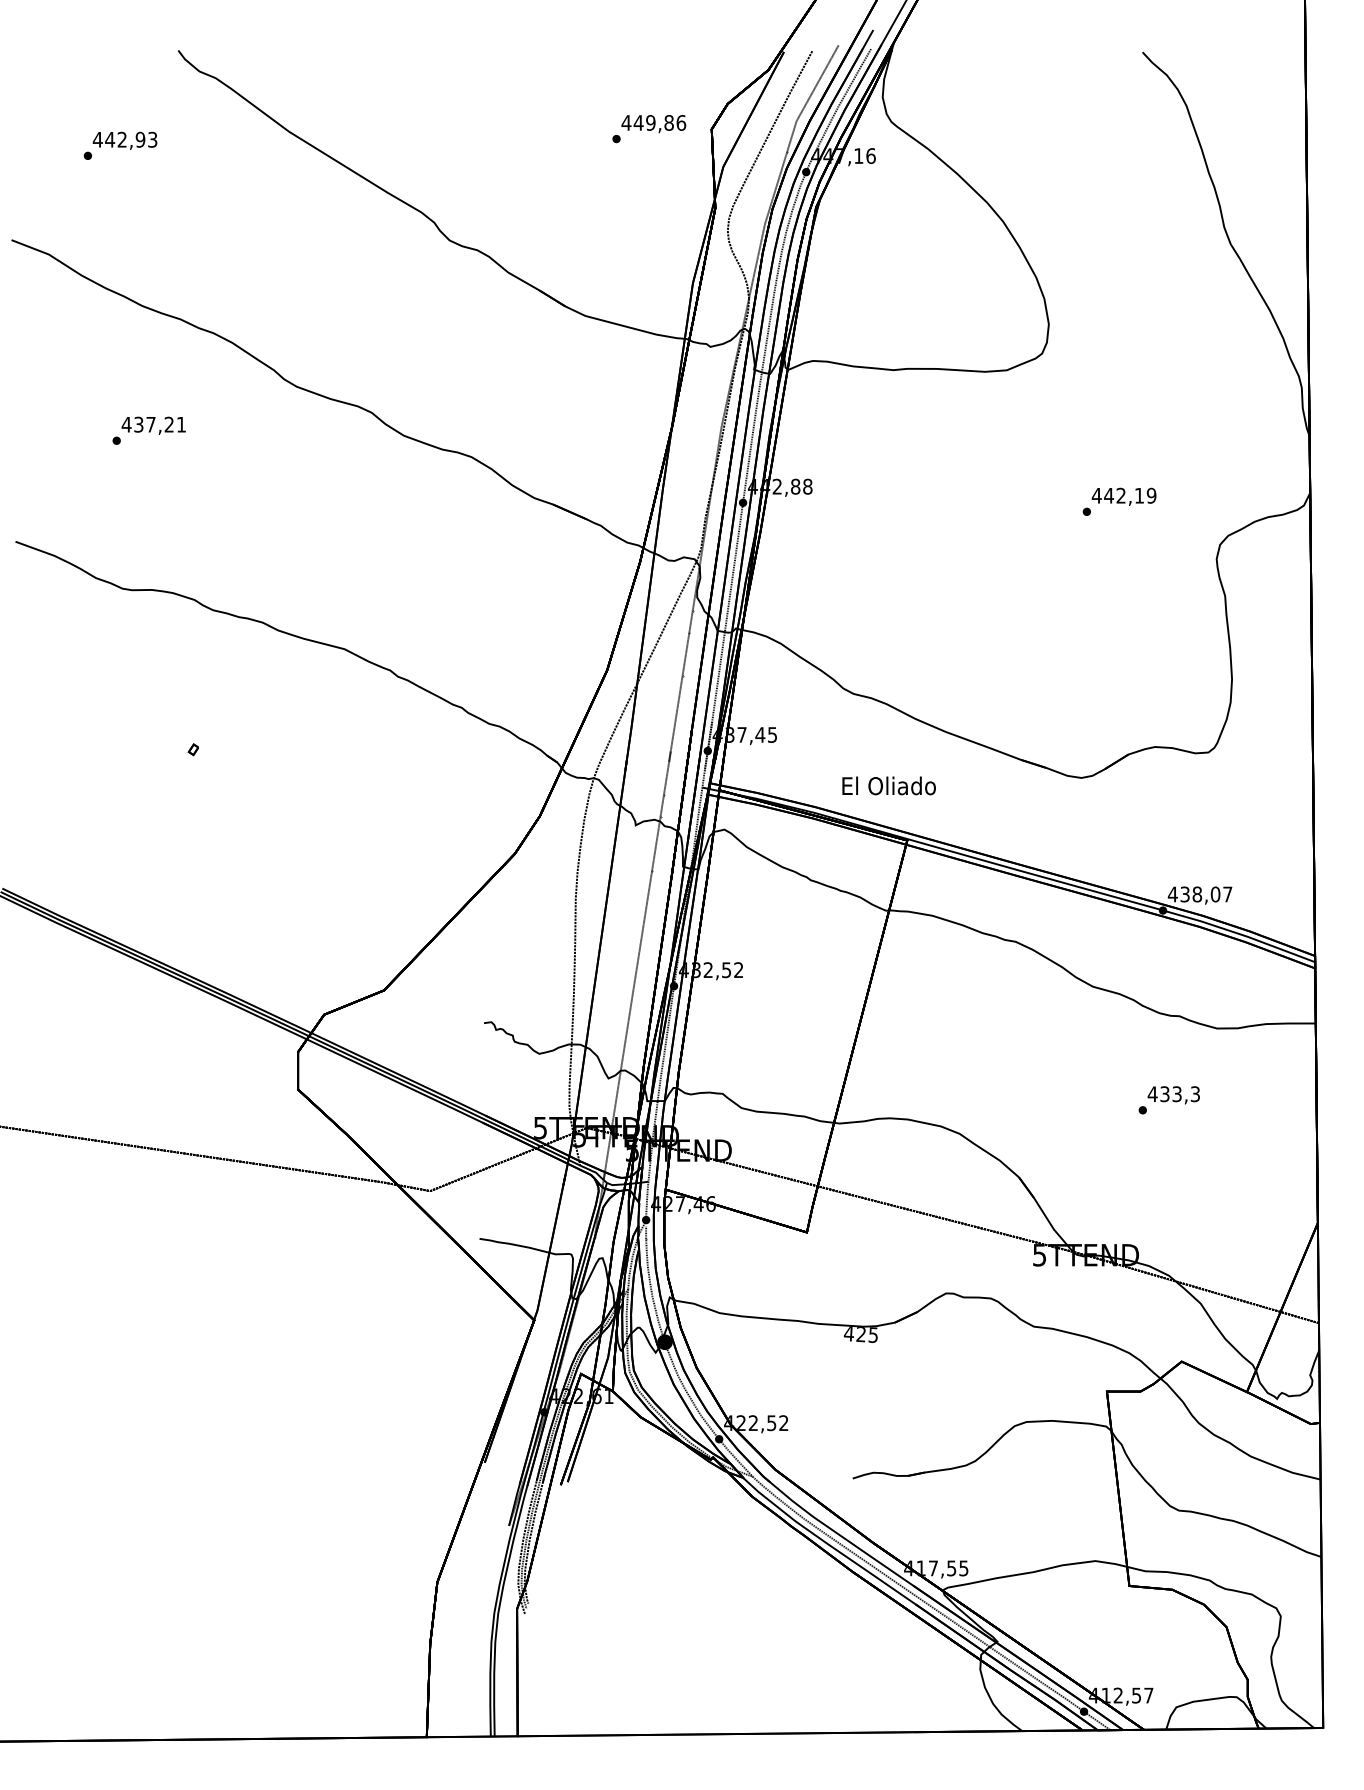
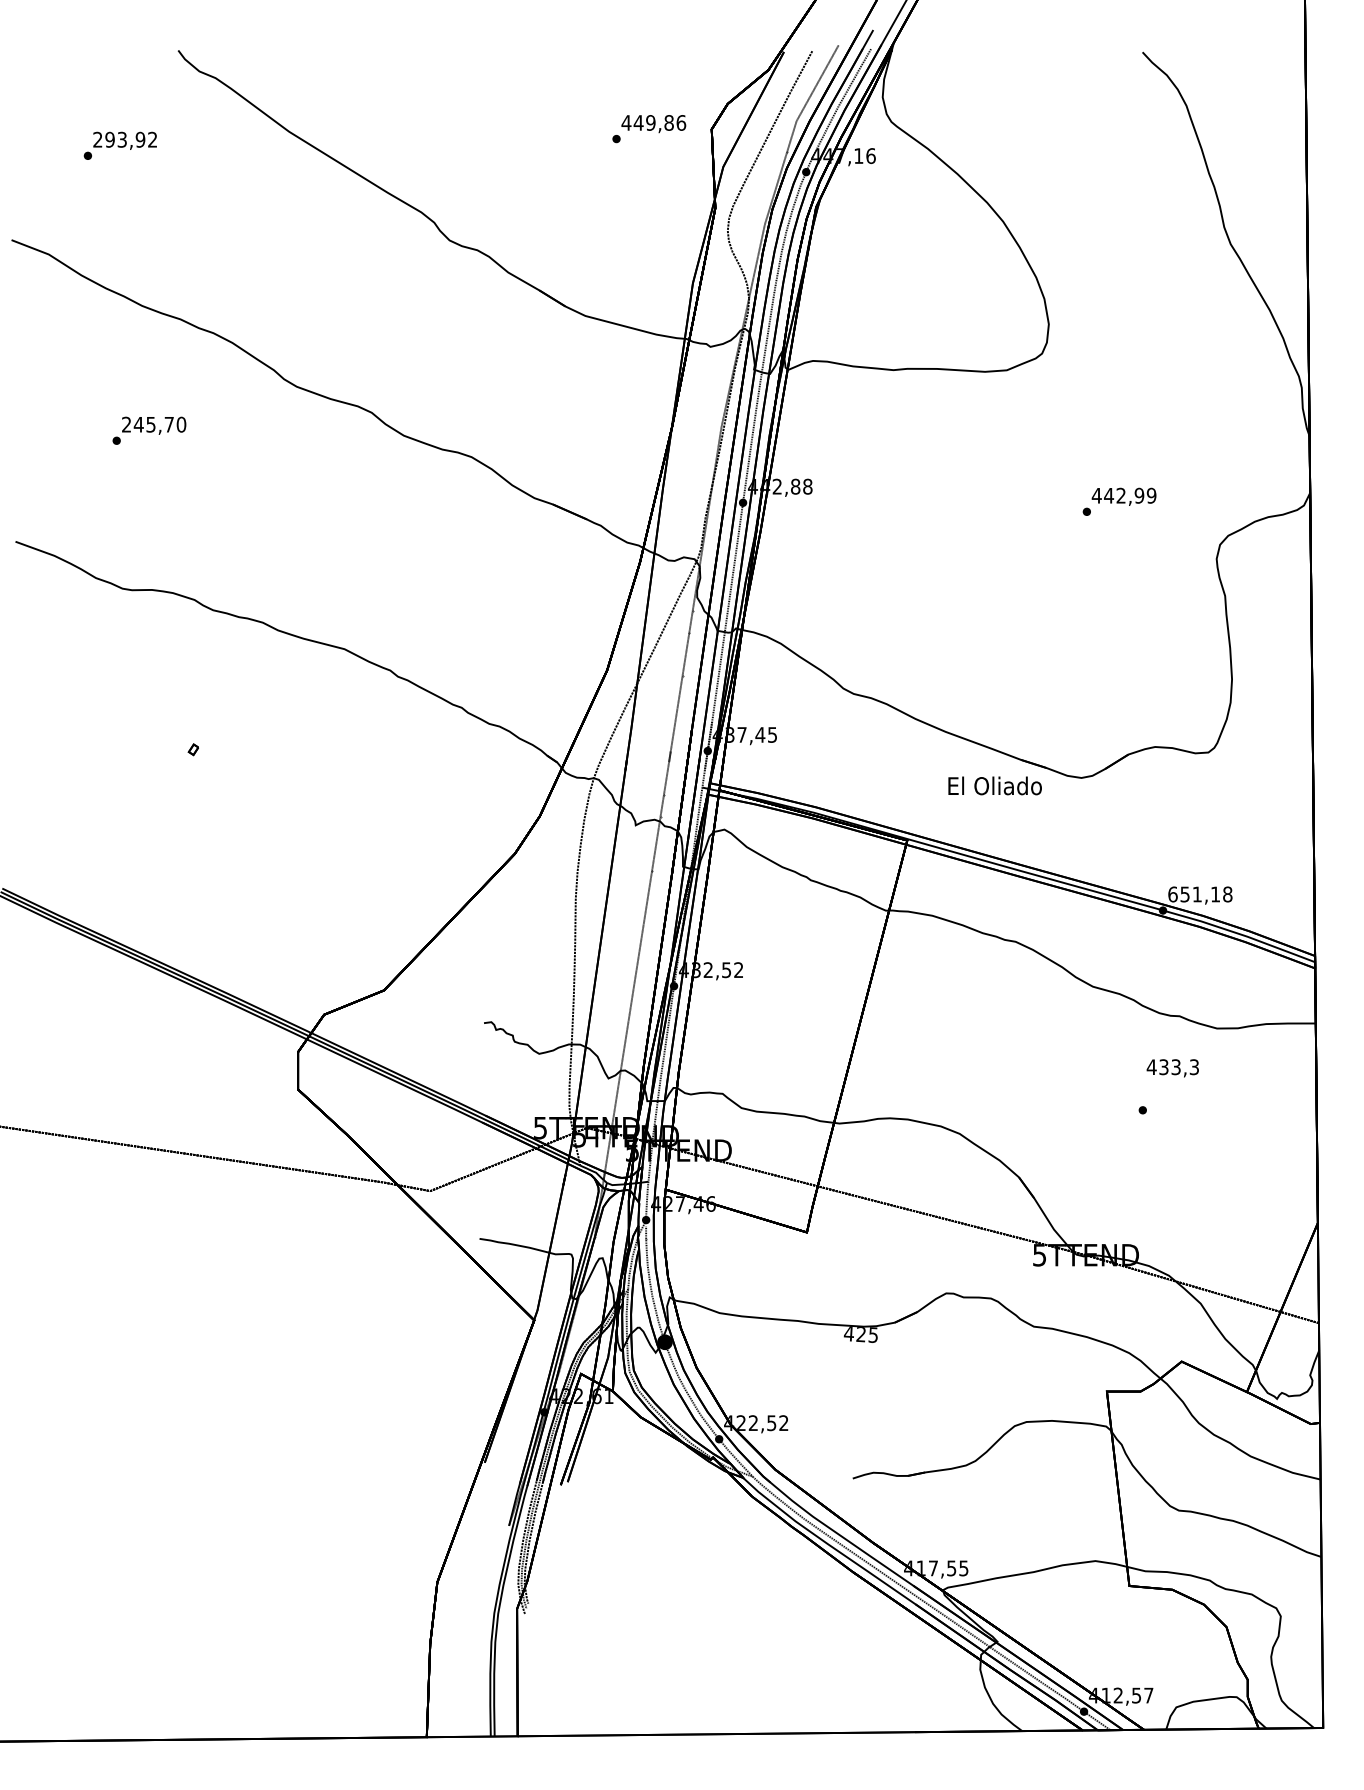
text: 442,93 -> 293,92 (124, 139)
text: 437,21 -> 245,70 (153, 424)
text: 442,19 -> 442,99 (1139, 495)
text position: (888, 785) -> (994, 785) (994, 785)
text: 438,07 -> 651,18 (1199, 894)
text position: (1173, 1095) -> (1172, 1068) (1172, 1068)
